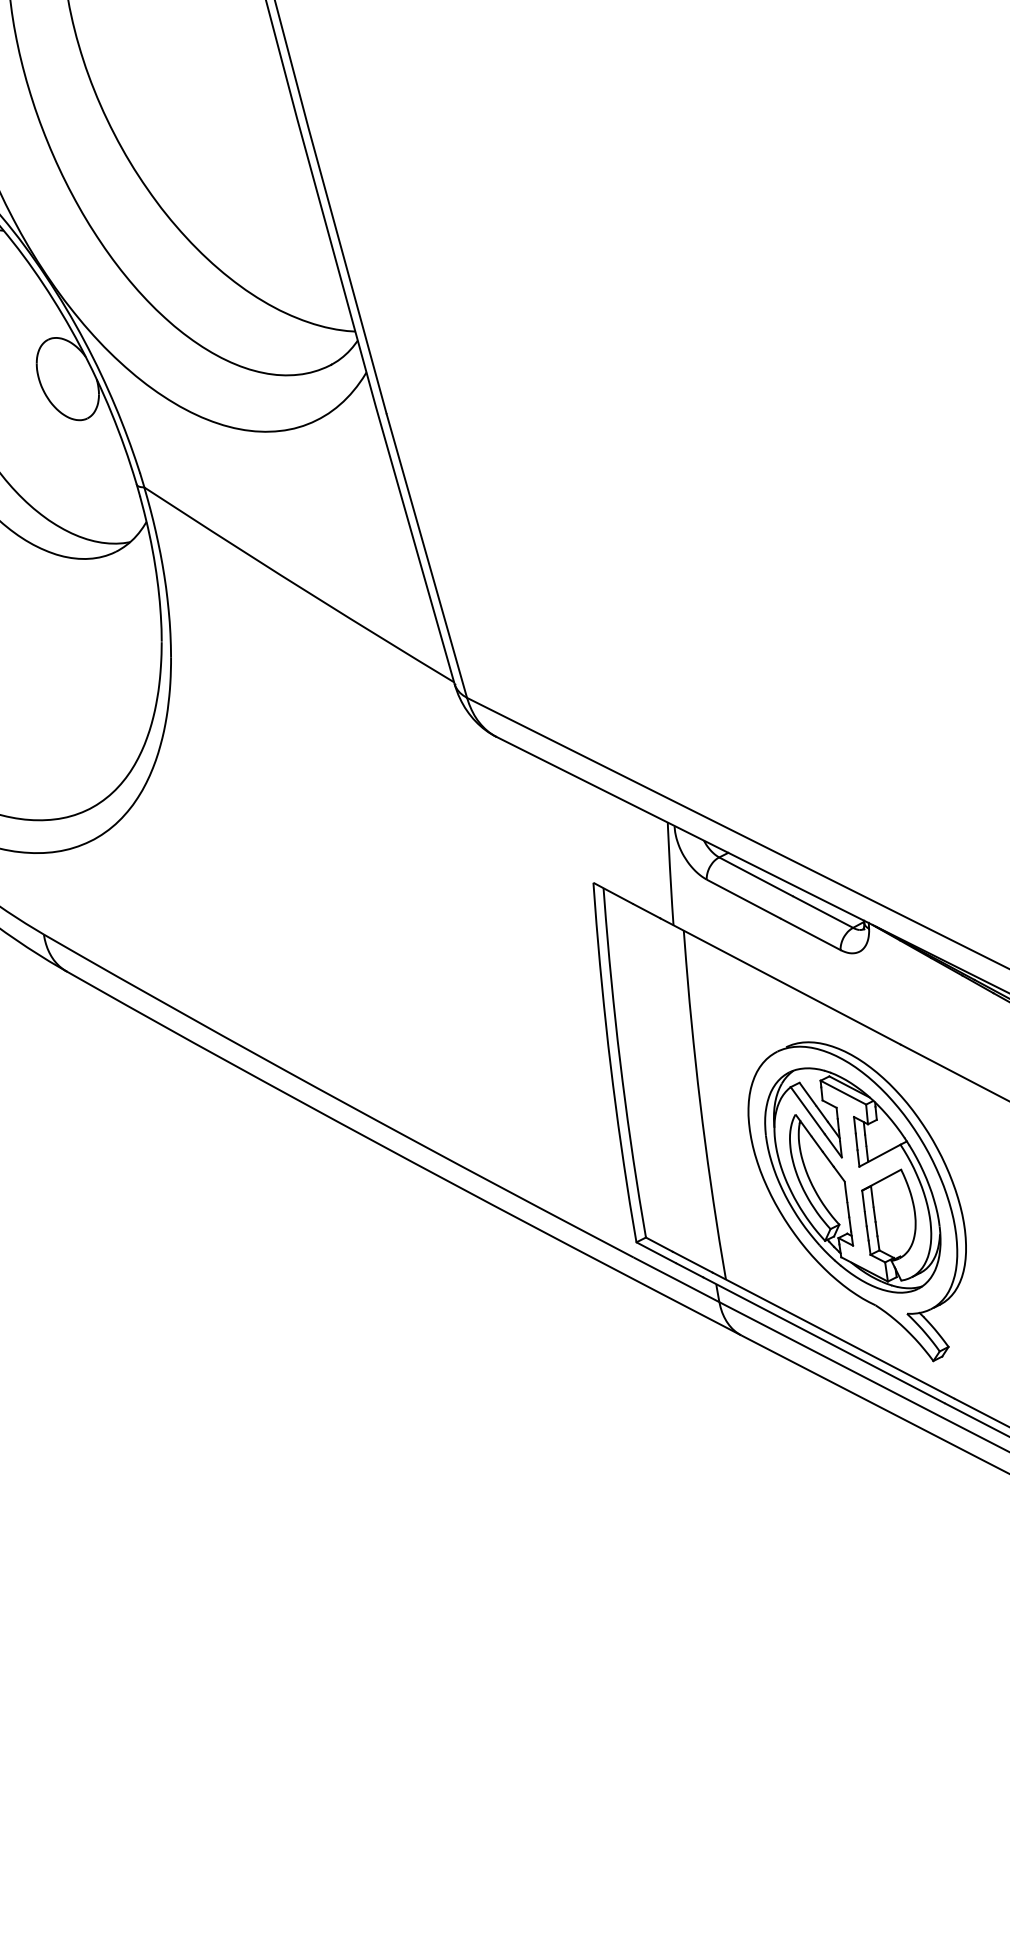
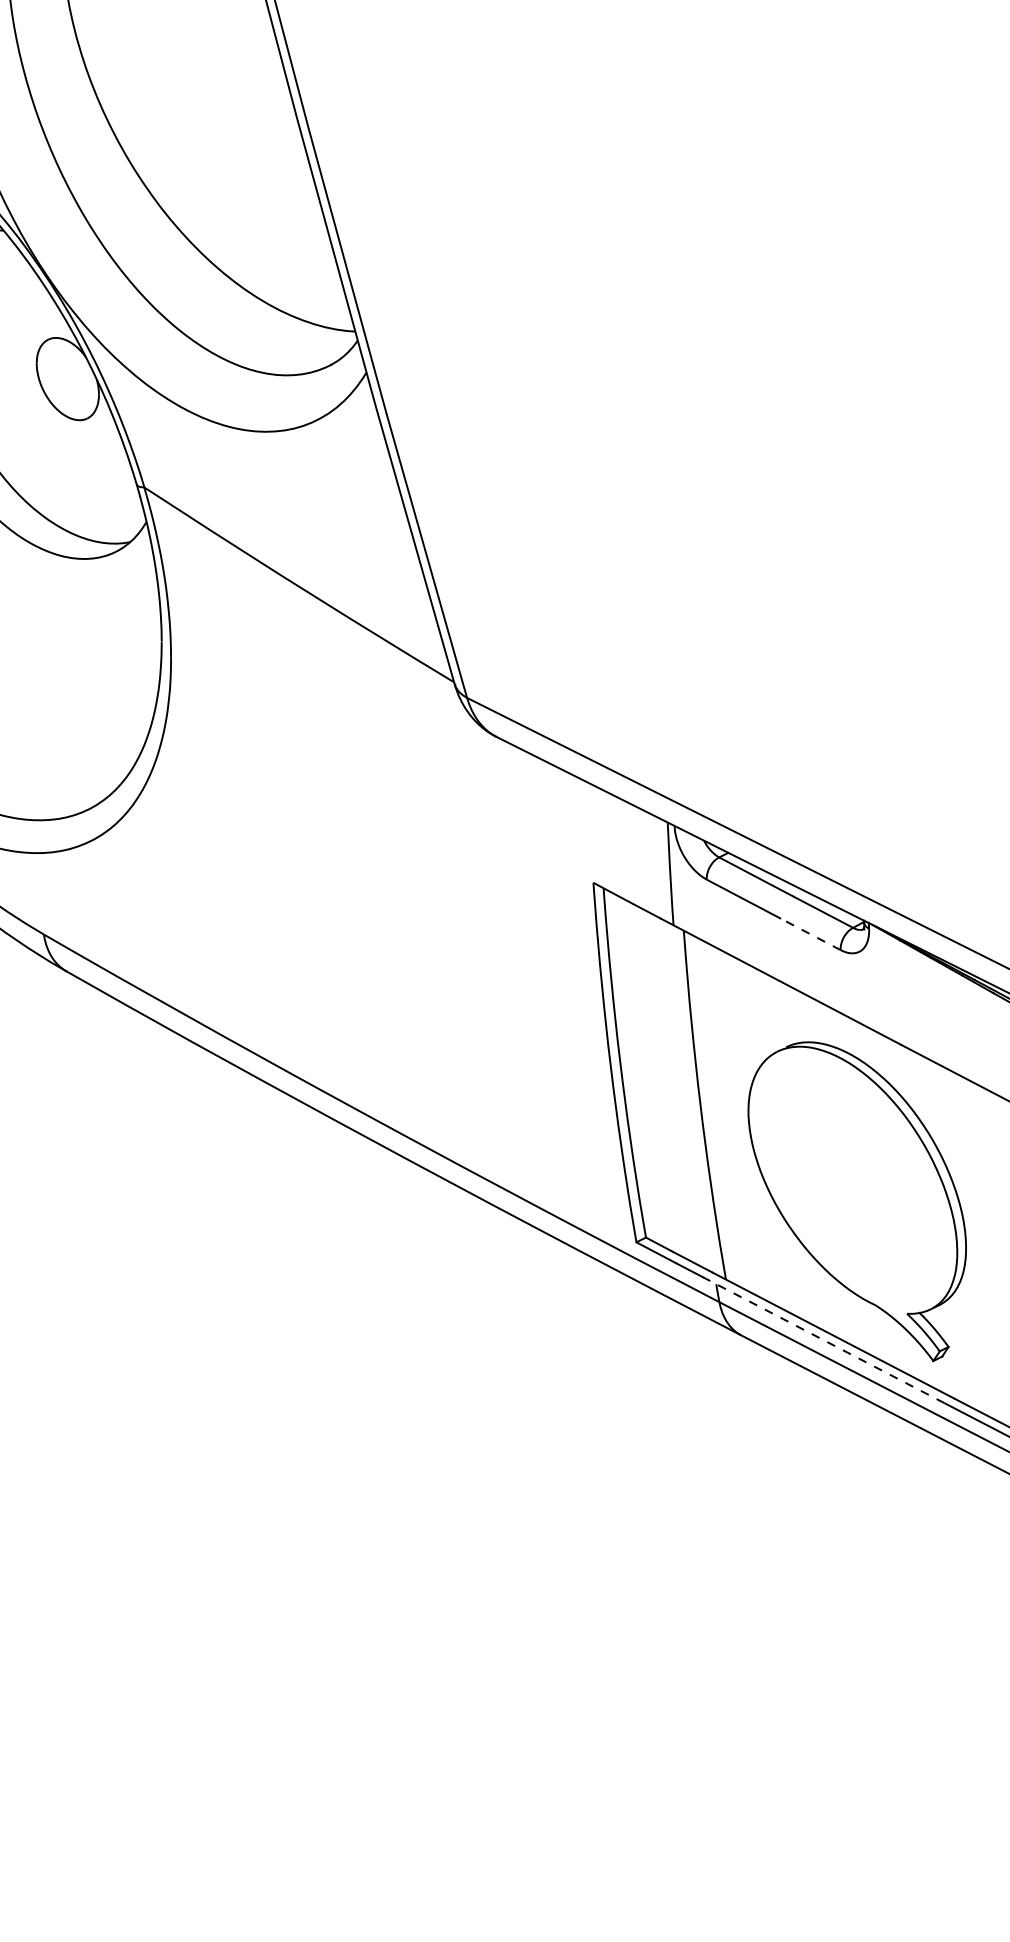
line: solid -> dashed (810, 934)
part: present -> none (852, 1180)
line: solid -> dashed (823, 1340)
